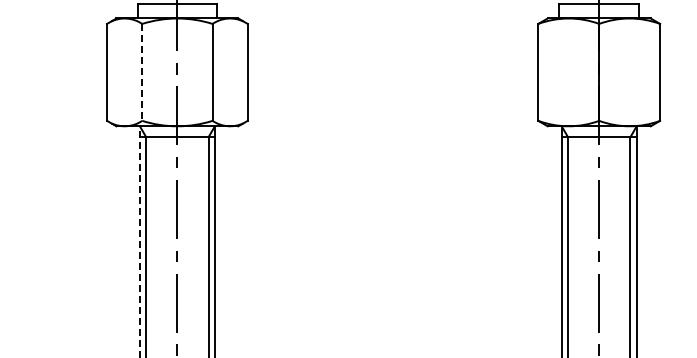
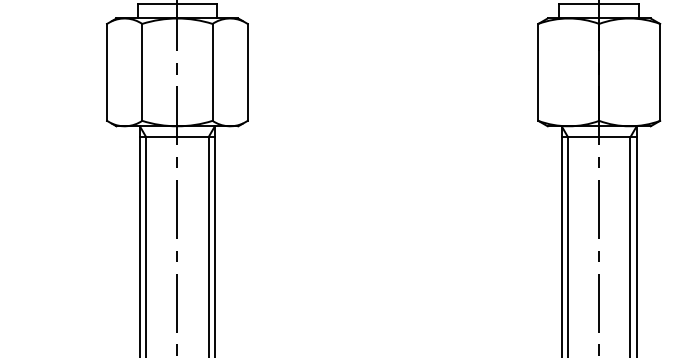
line: dashed -> solid (142, 72)
line: dashed -> solid (139, 241)
